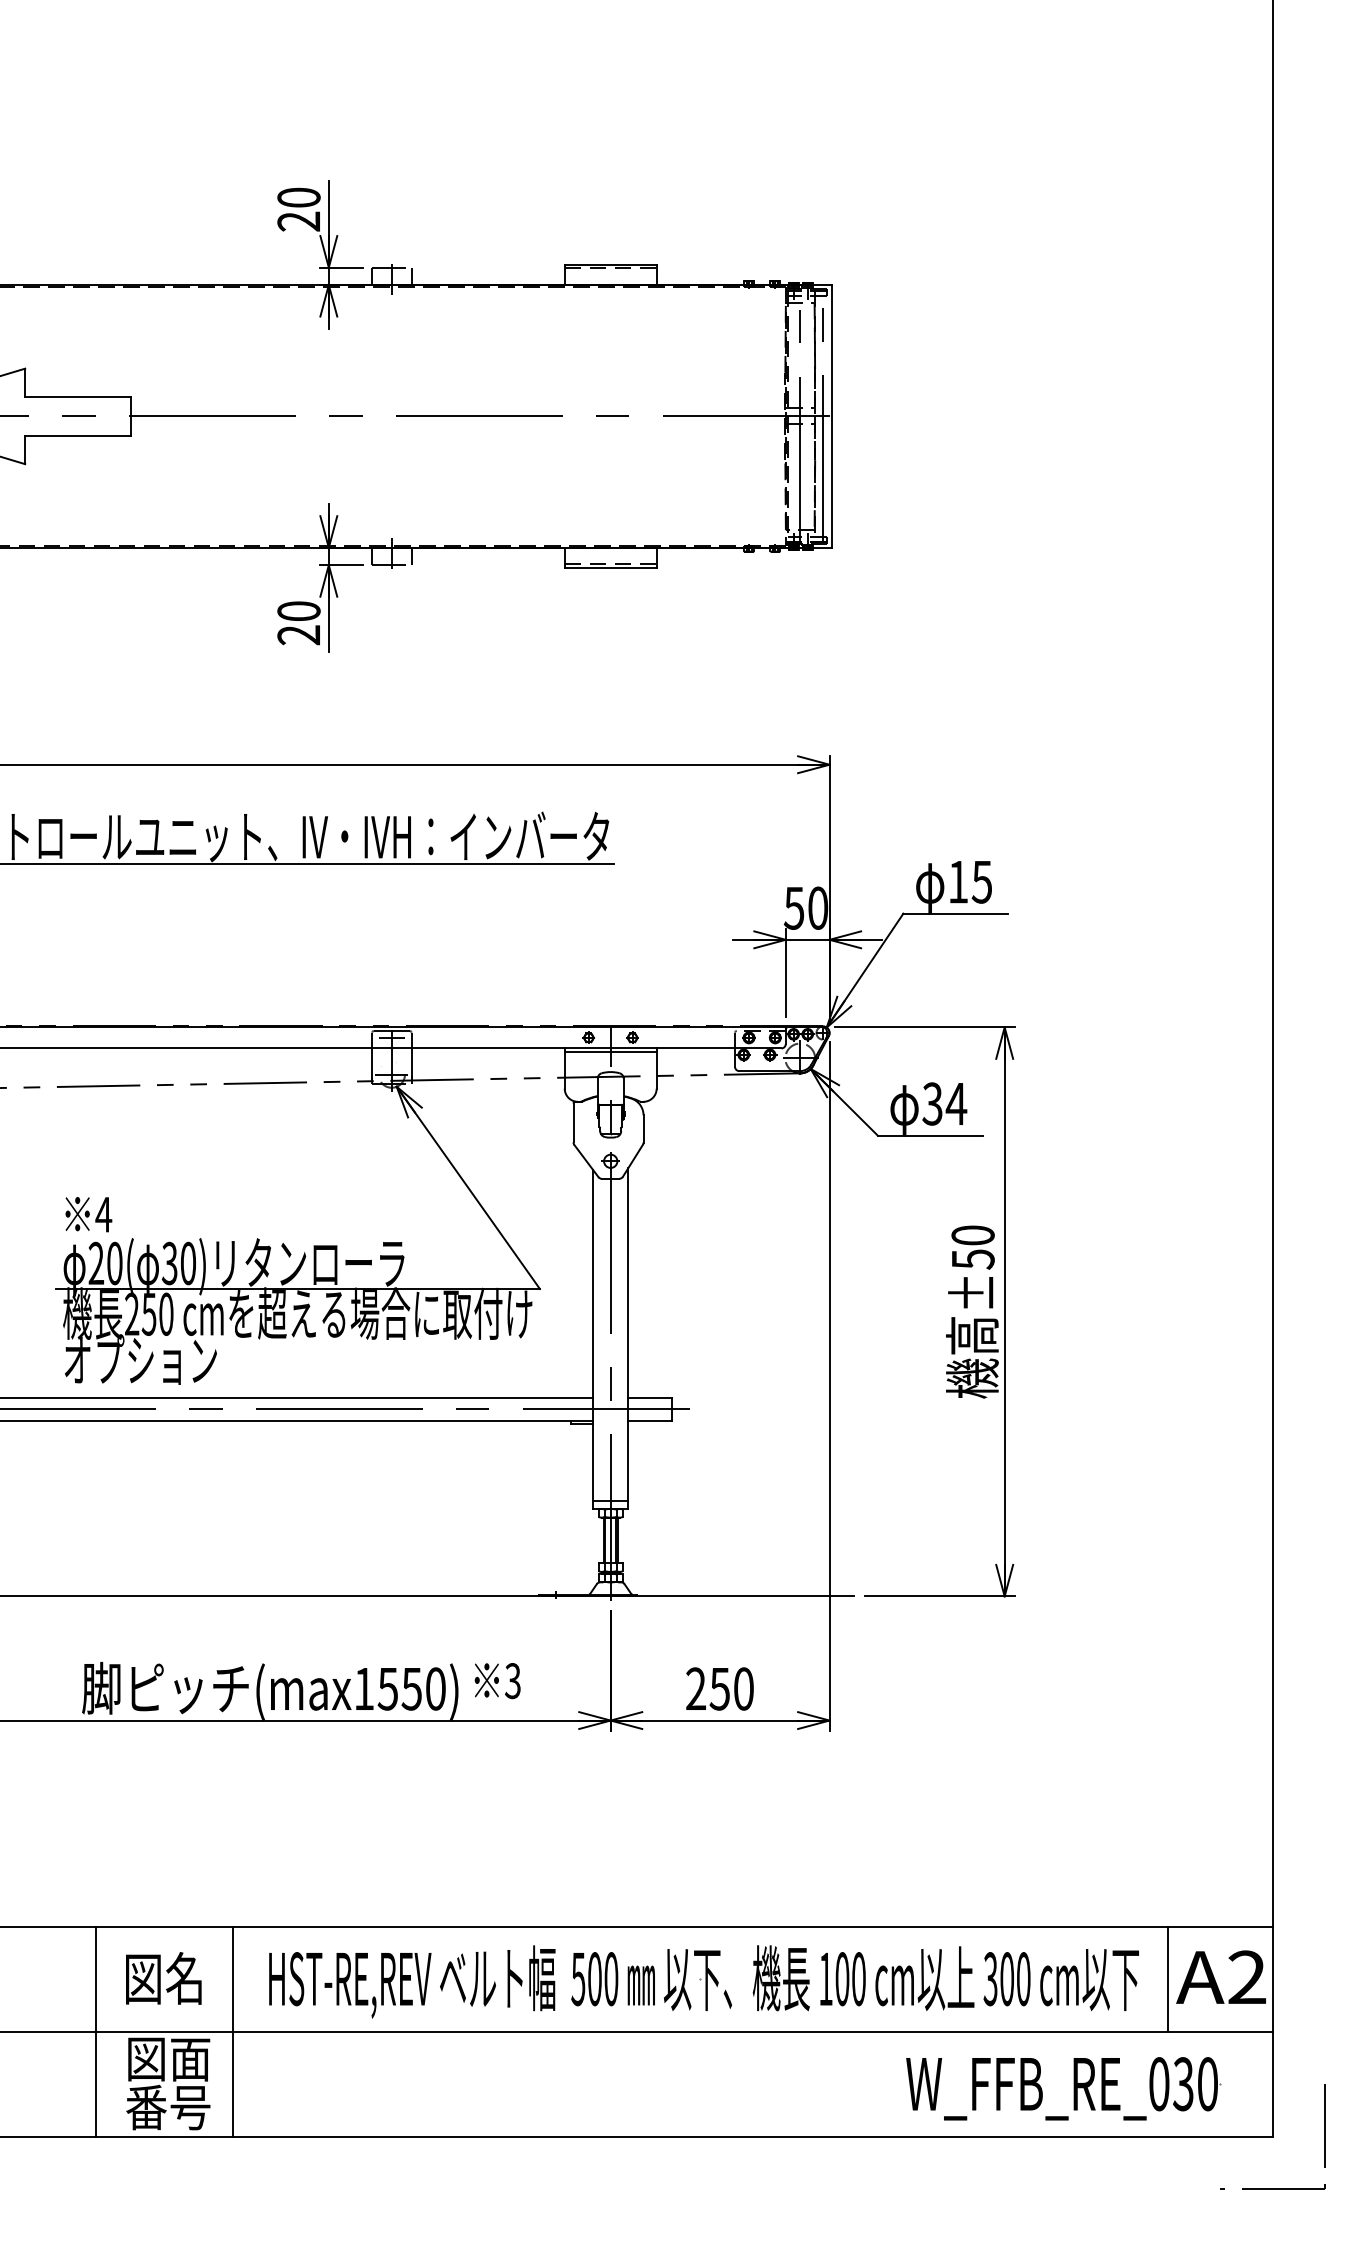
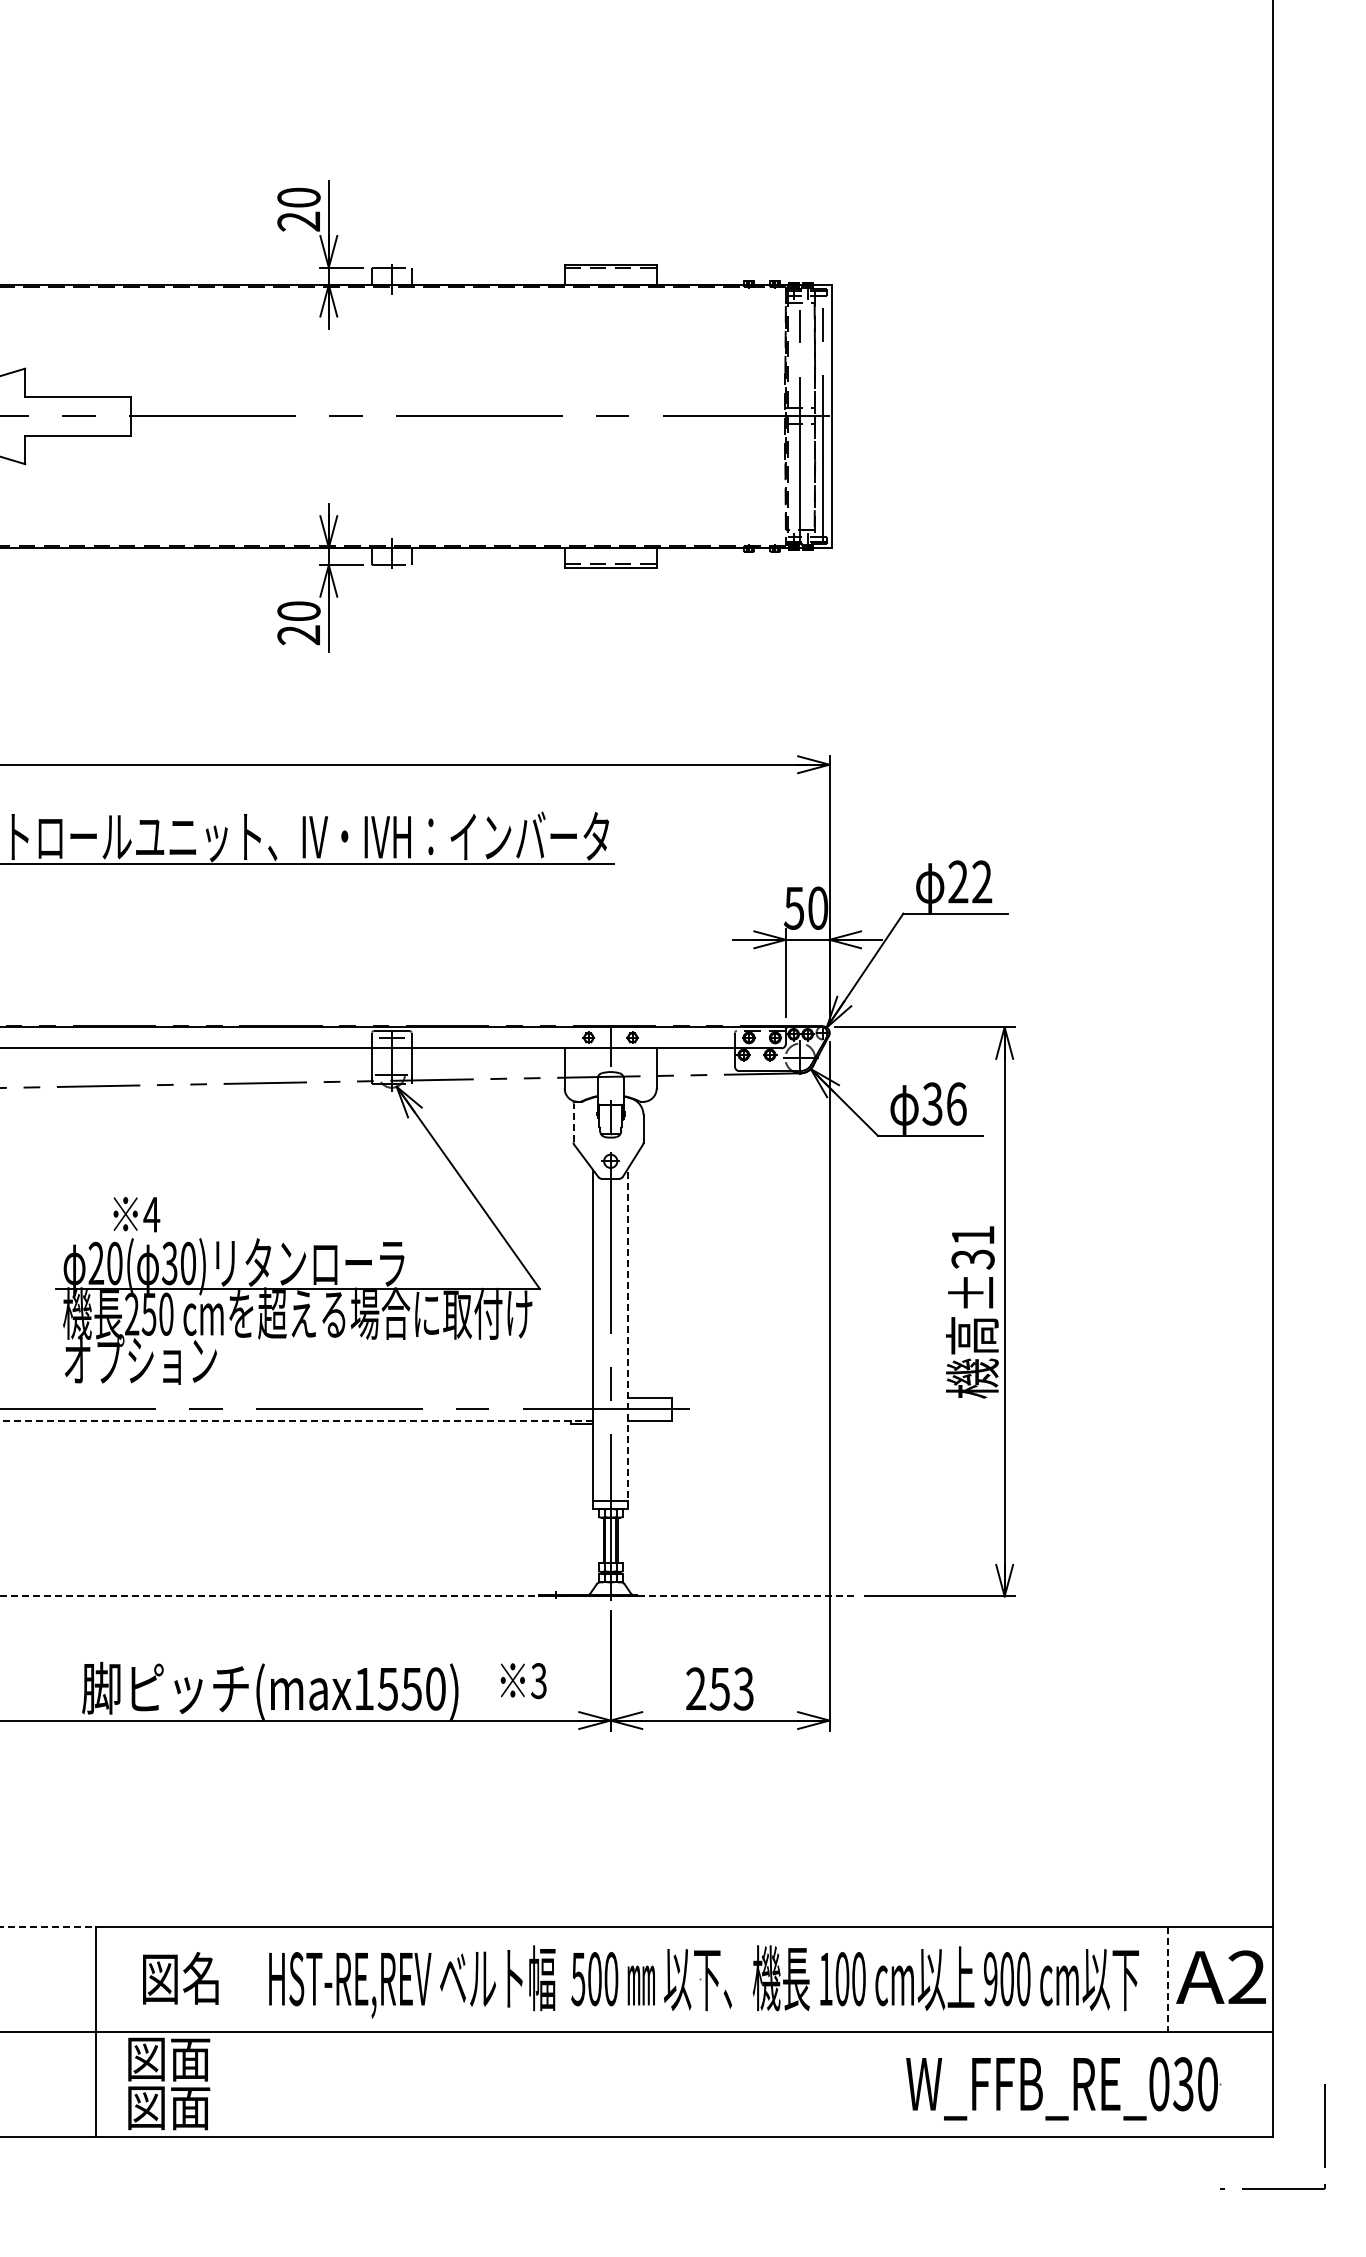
text: 15 -> 22 (970, 881)
line: present -> none (610, 1051)
text: 34 -> 36 (956, 1103)
line: solid -> dashed (573, 1122)
text position: (88, 1214) -> (136, 1214) (136, 1214)
text: ±50 -> ±31 (972, 1247)
line: solid -> dashed (628, 1338)
line: present -> none (297, 1397)
line: solid -> dashed (296, 1421)
line: solid -> dashed (427, 1596)
text position: (497, 1681) -> (523, 1681) (523, 1681)
text: 250 -> 253 (743, 1688)
line: solid -> dashed (48, 1926)
text position: (163, 1978) -> (180, 1978) (180, 1978)
text: 300 -> 900 (990, 1979)
line: solid -> dashed (1167, 1979)
line: present -> none (232, 2031)
text: 番号 -> 図面 (168, 2107)
